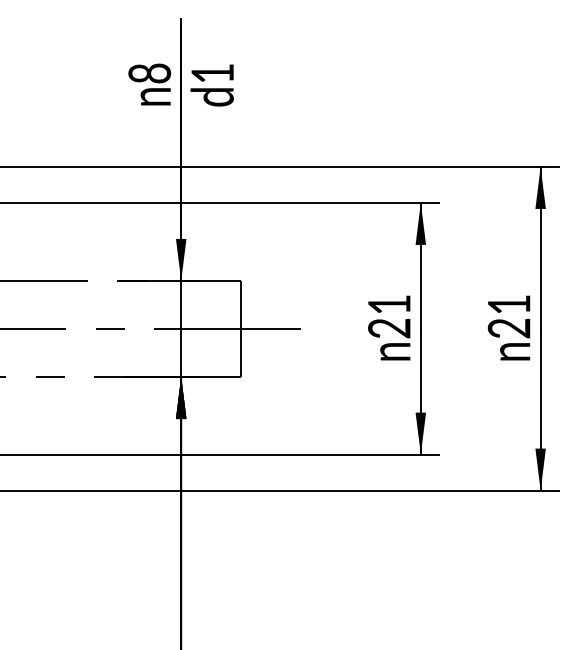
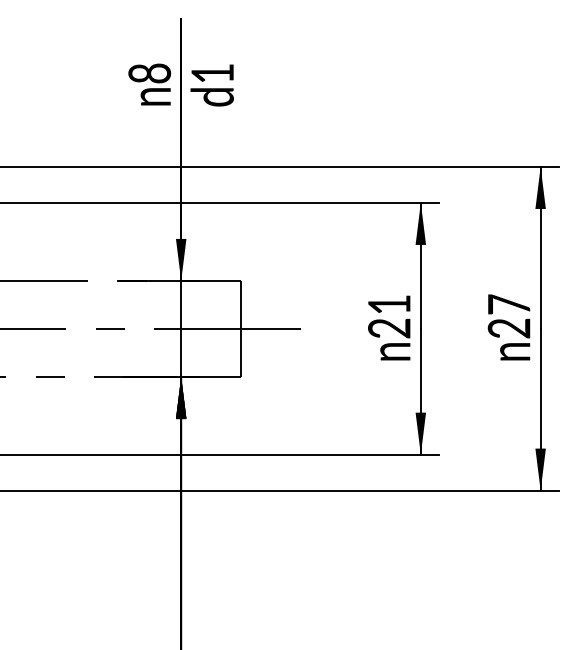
text: 21 -> 27 (509, 304)
